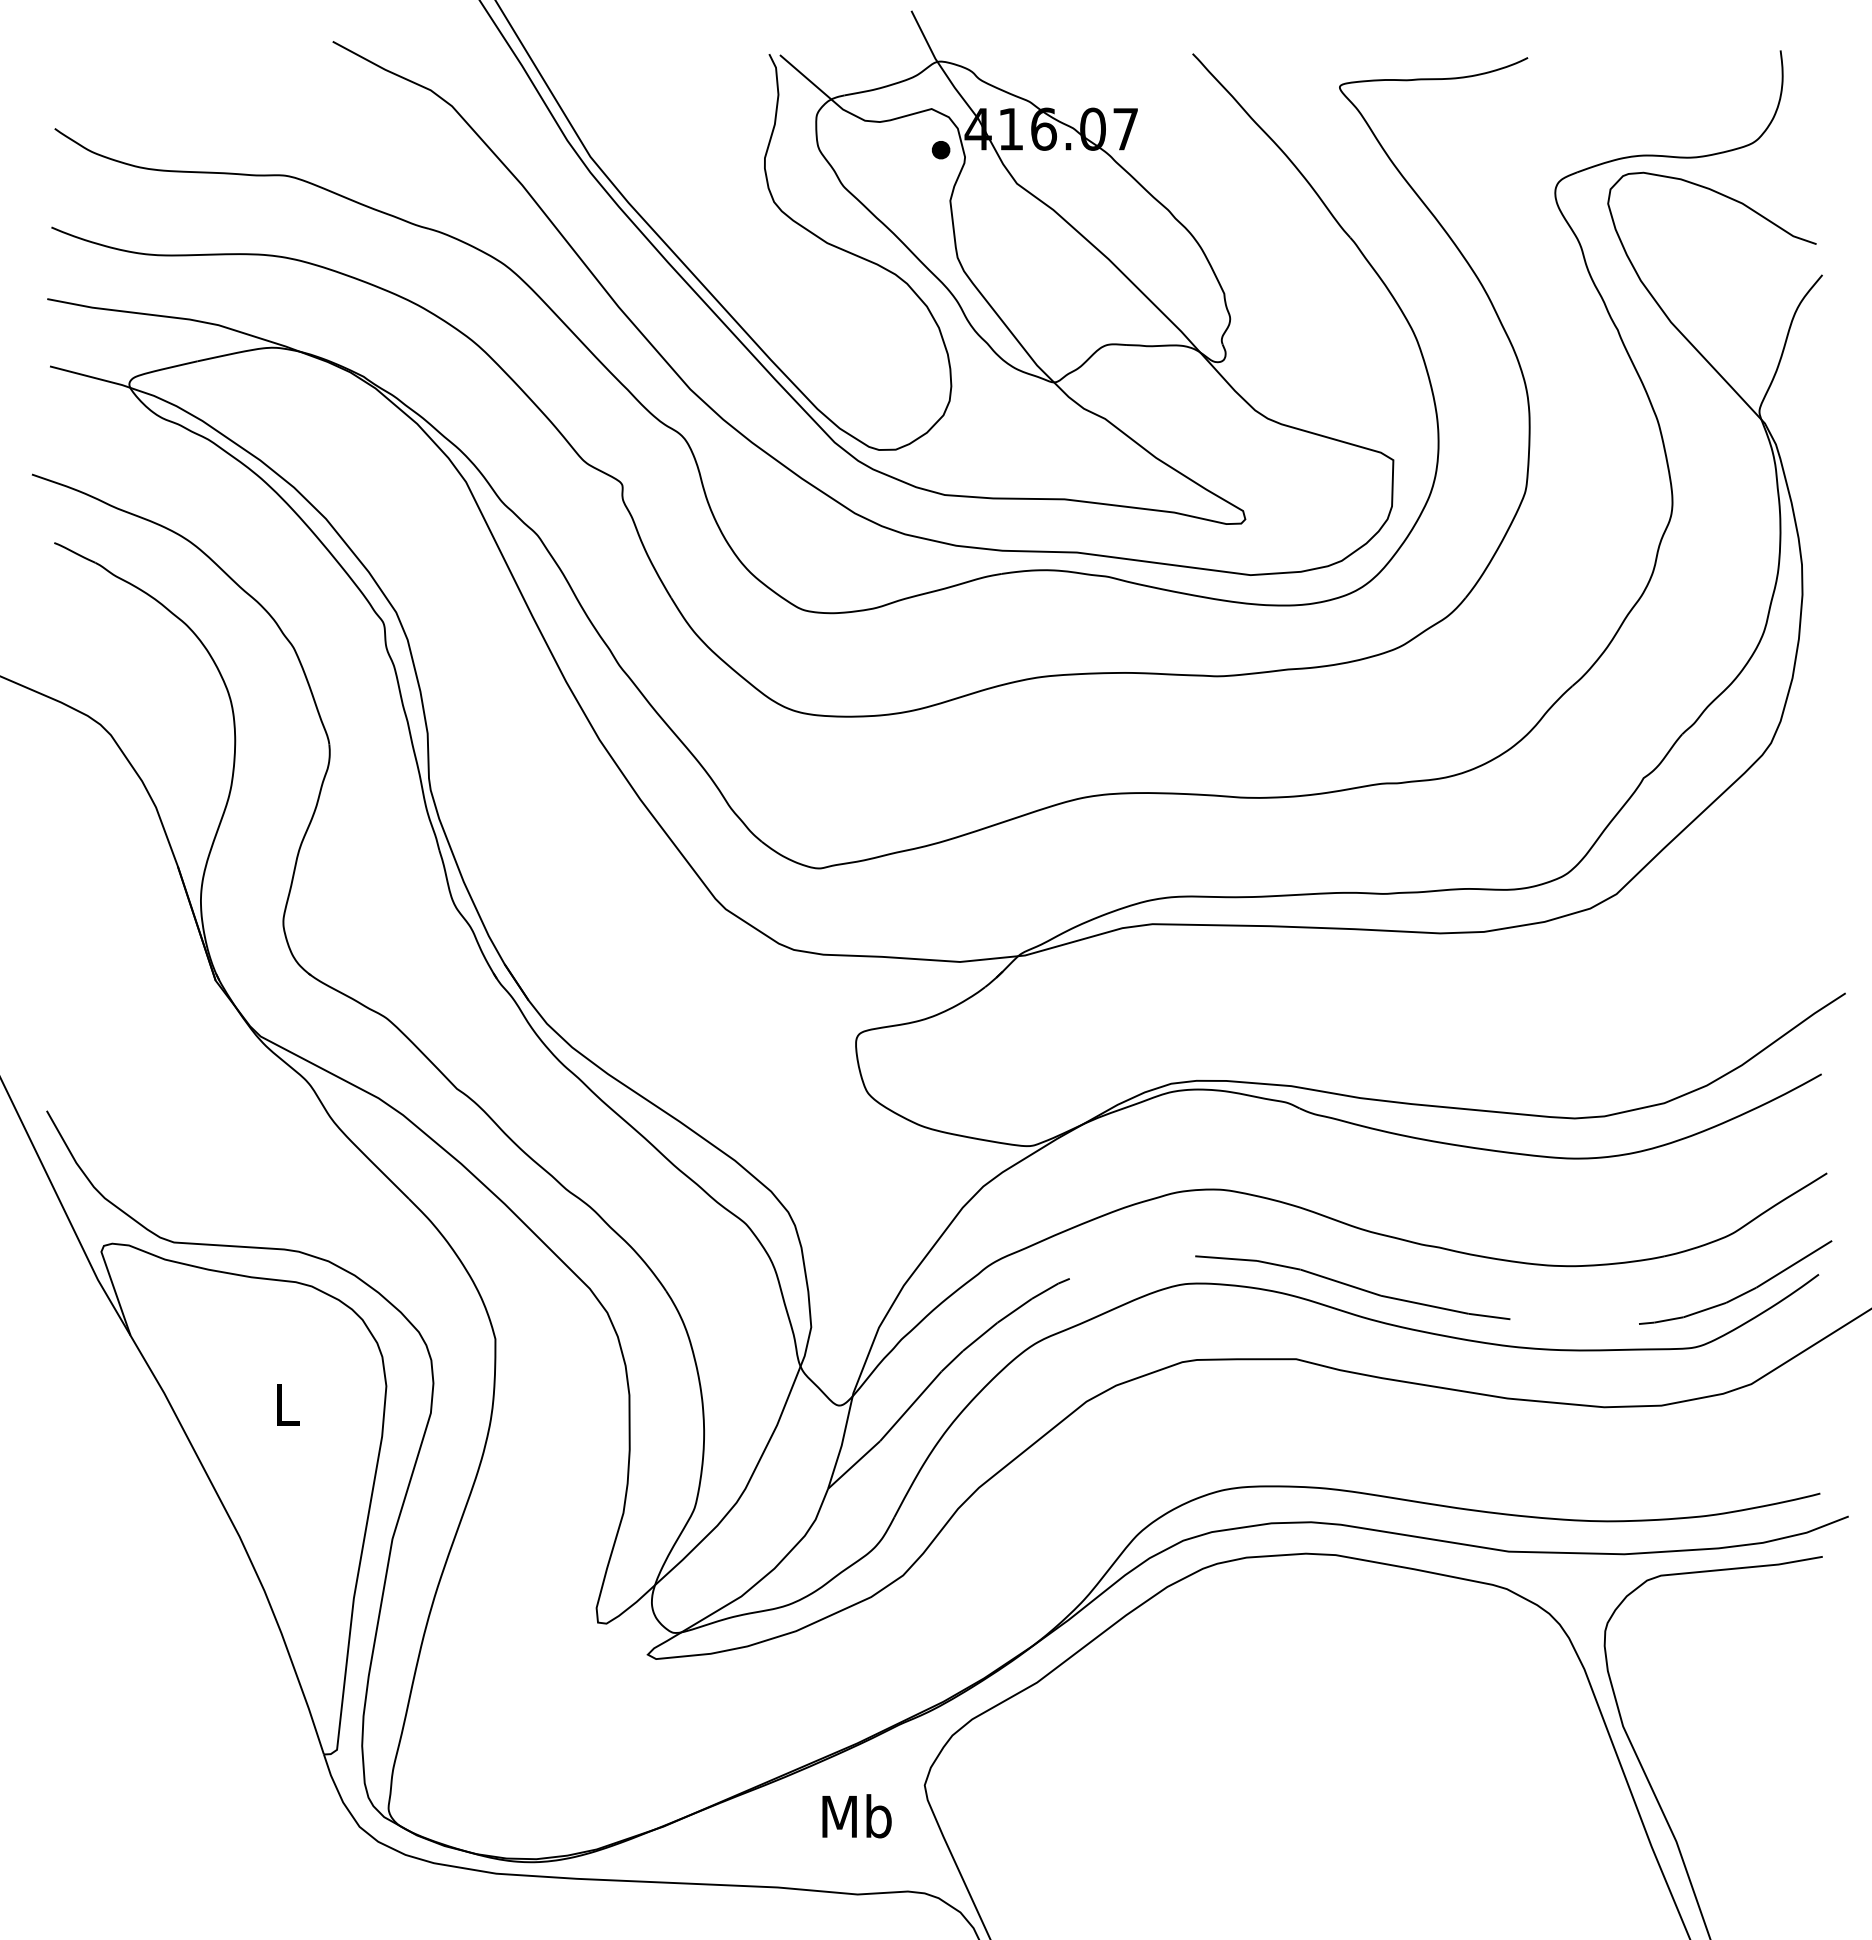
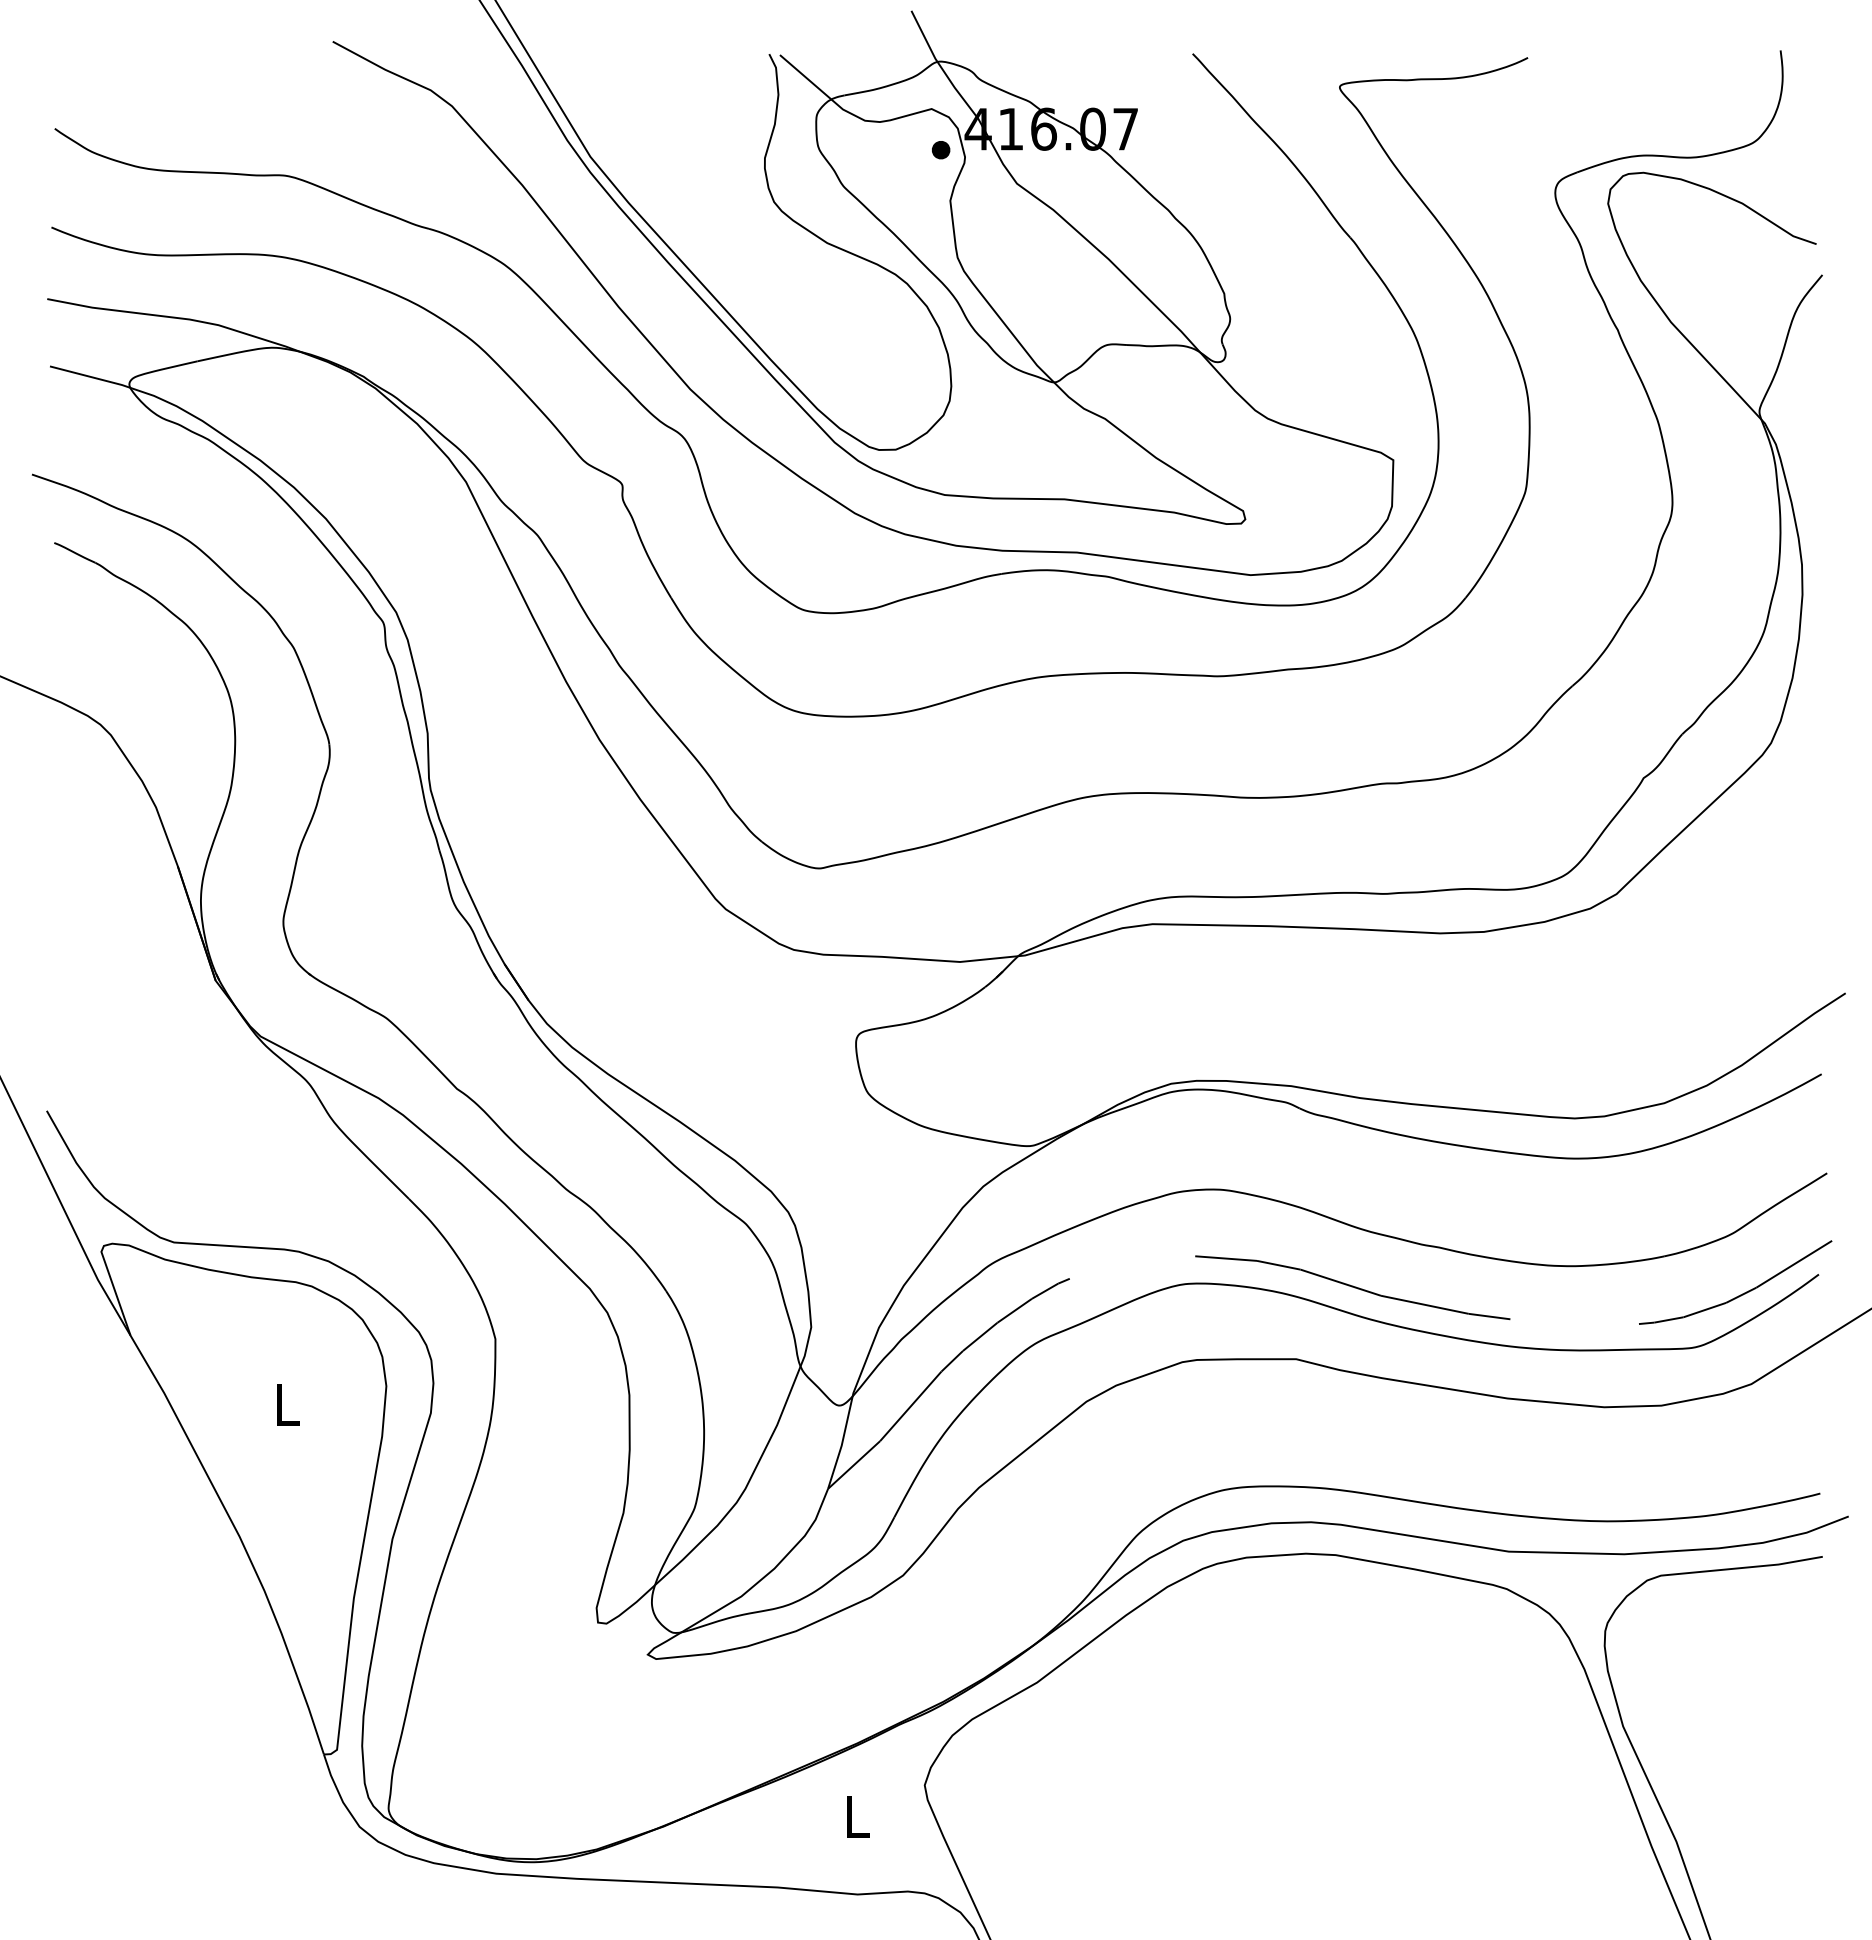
text: Mb -> L (856, 1816)
